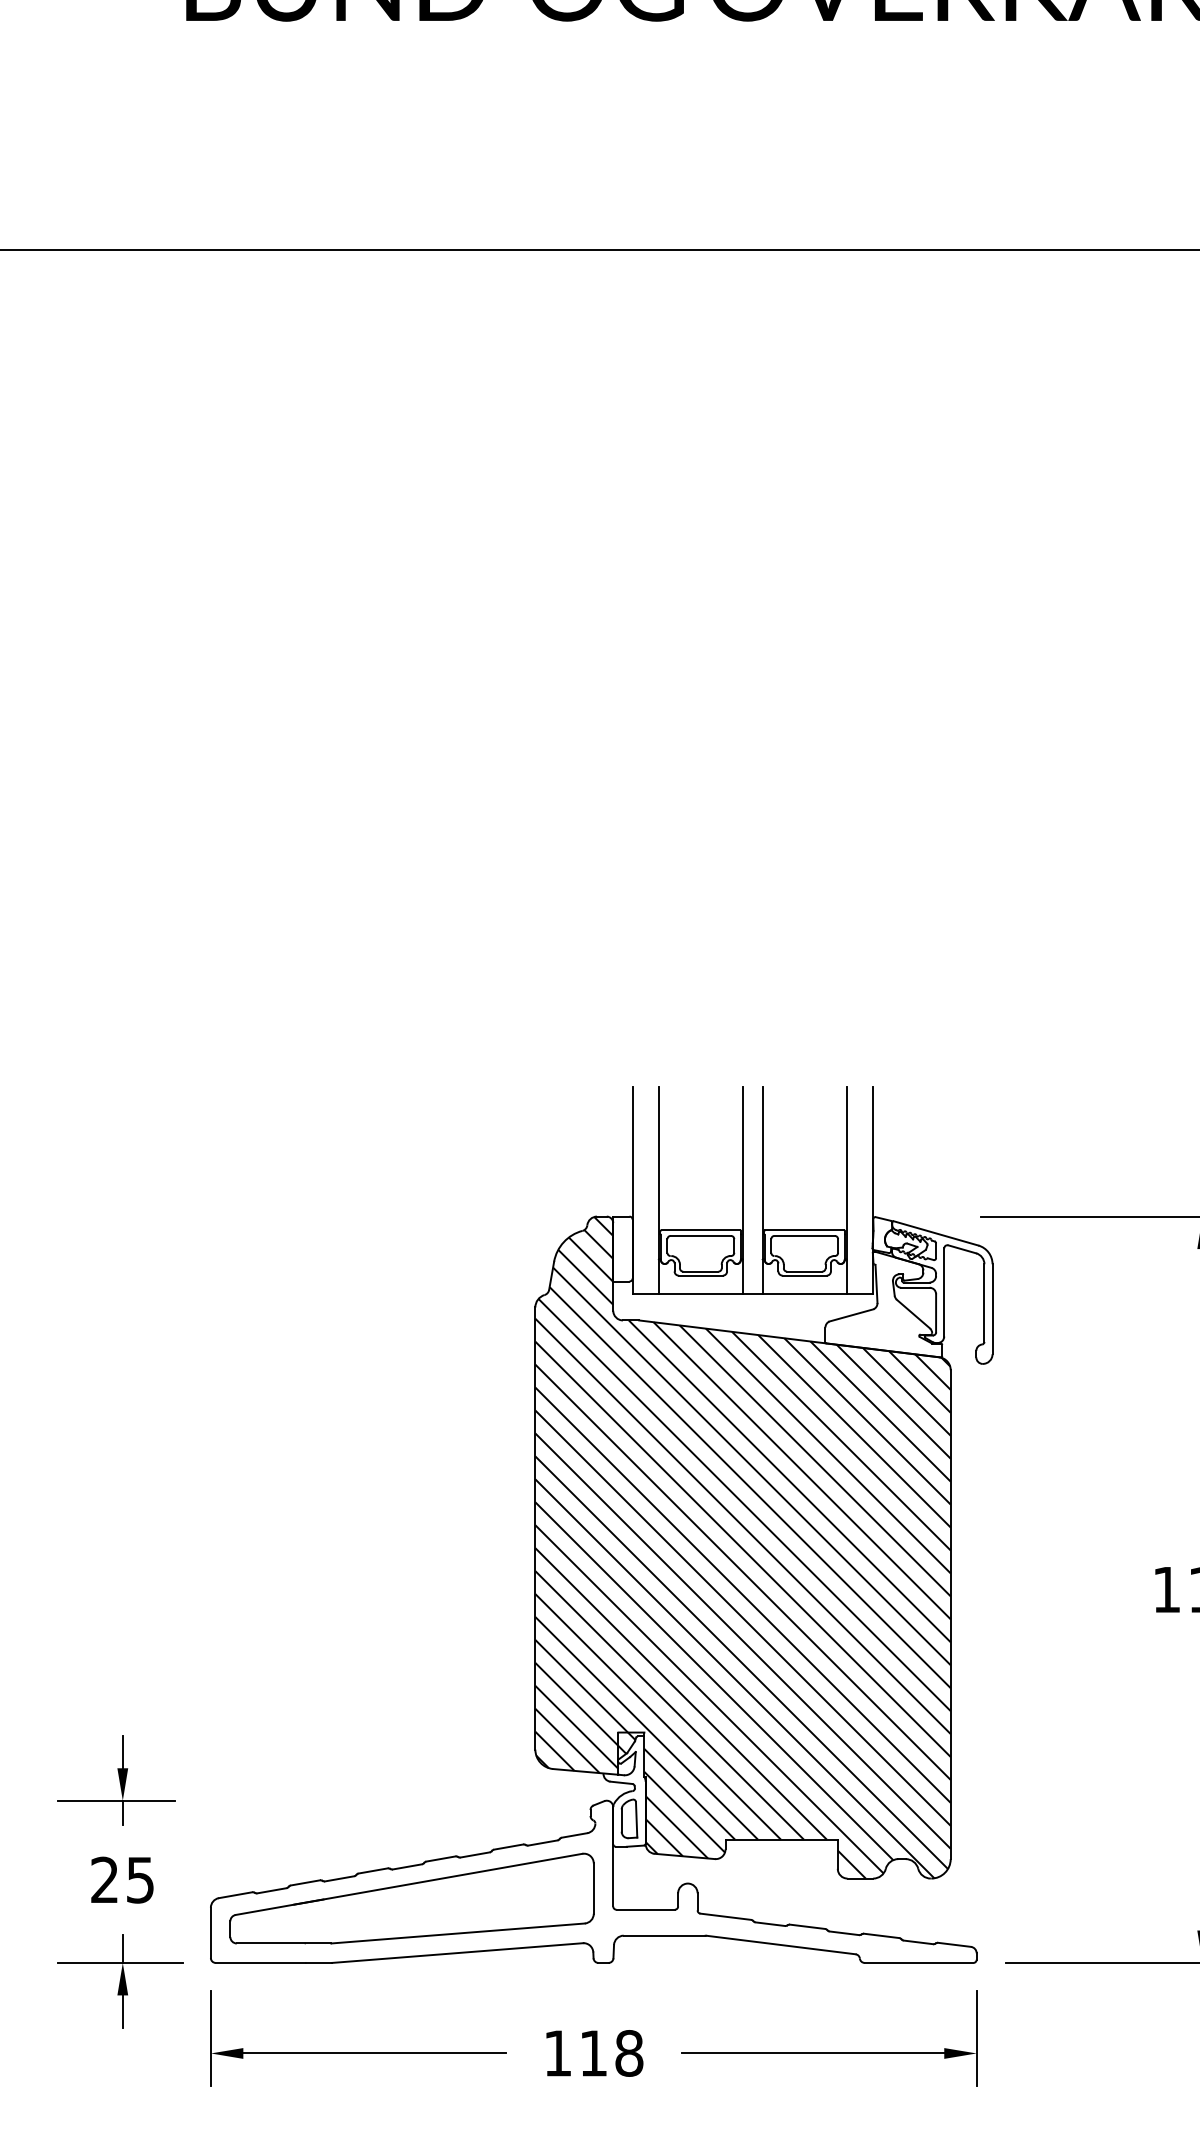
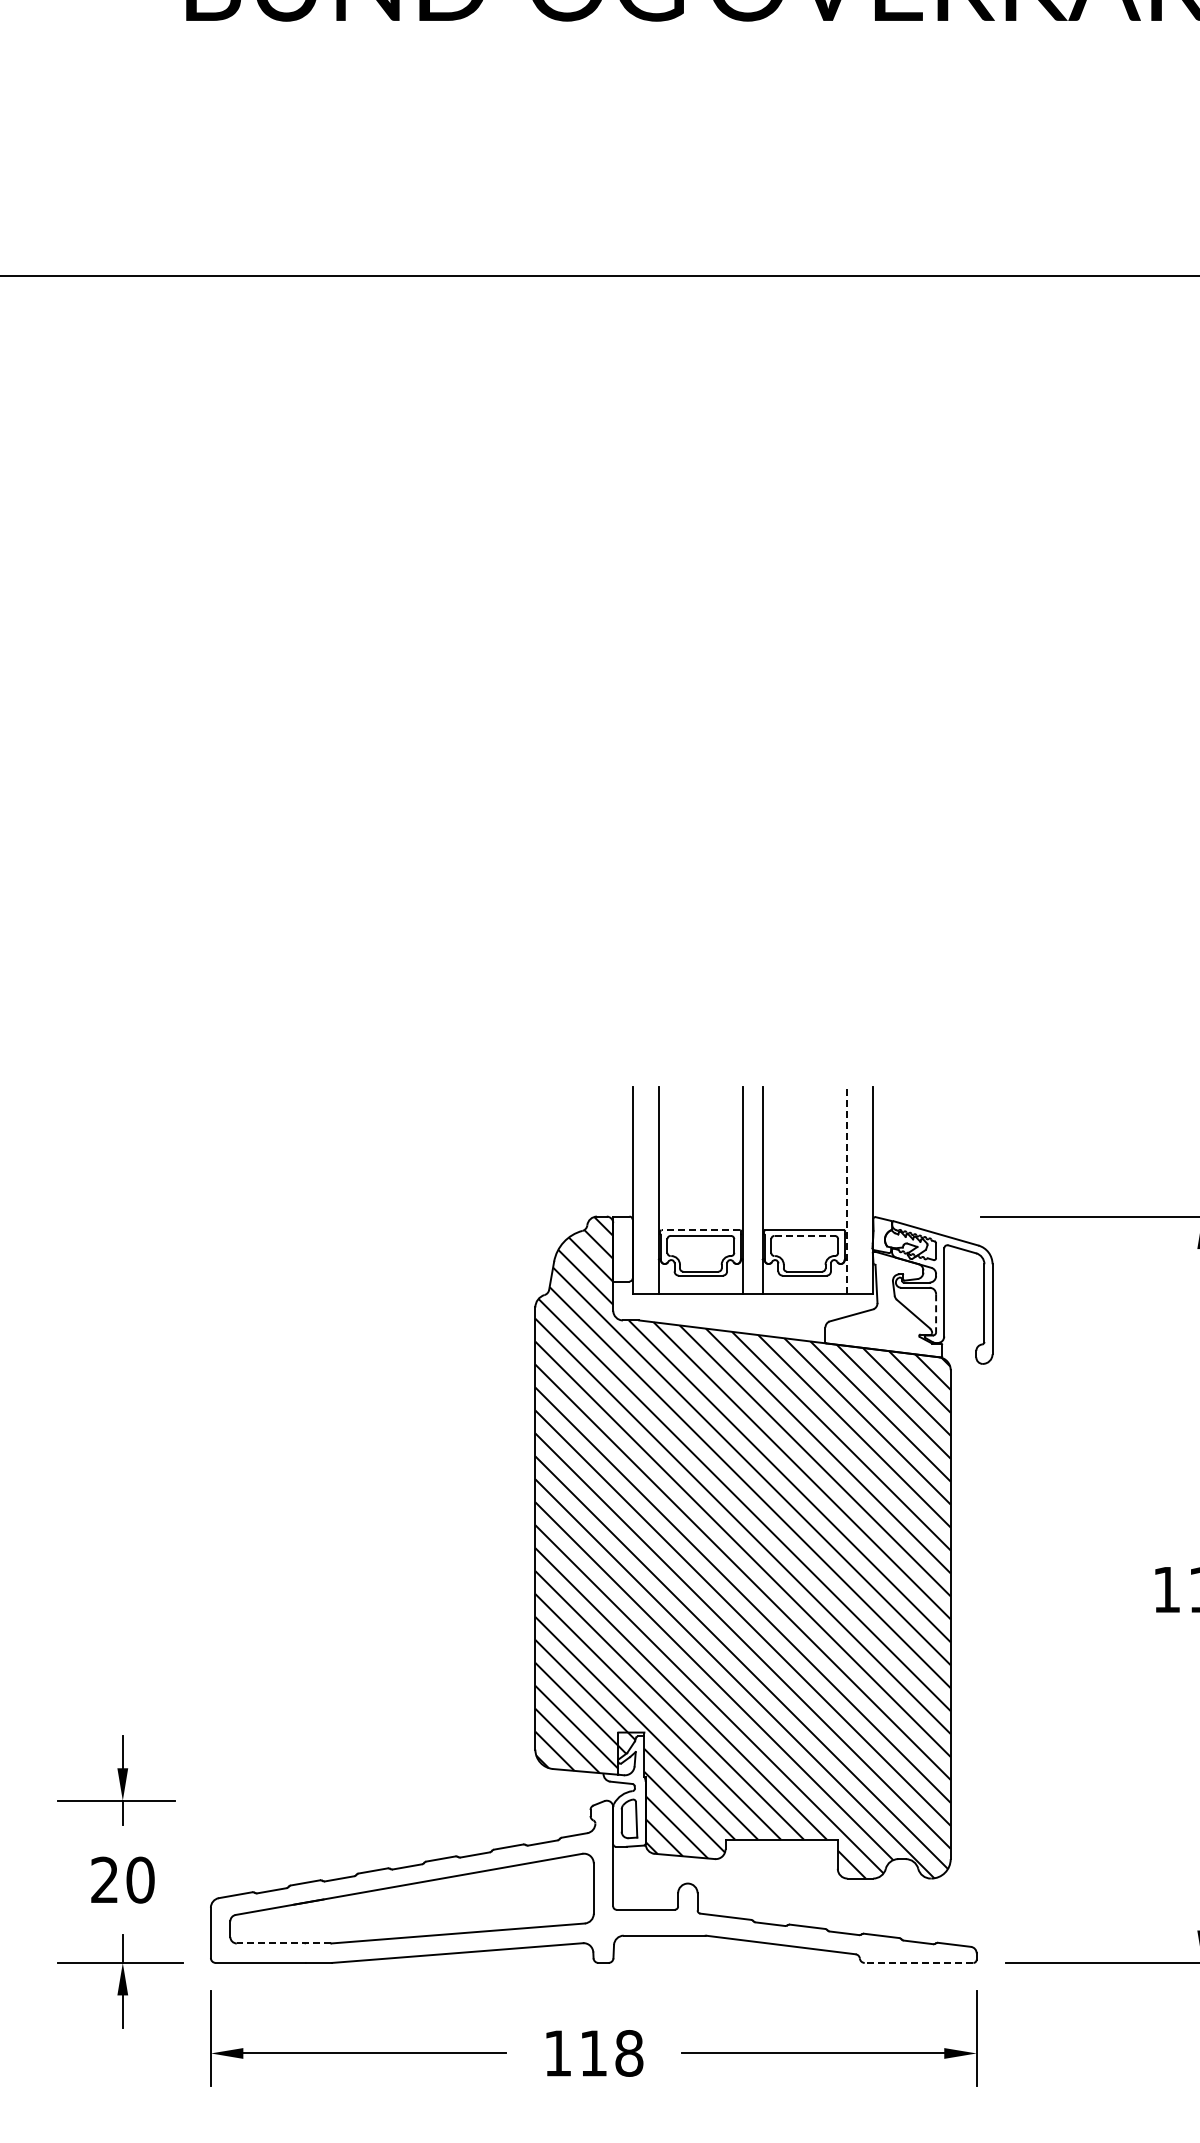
line position: (599, 249) -> (599, 275) (599, 275)
line: solid -> dashed (846, 1190)
line: solid -> dashed (700, 1230)
line: solid -> dashed (805, 1235)
line: solid -> dashed (936, 1313)
text: 25 -> 20 (140, 1879)
line: solid -> dashed (283, 1943)
line: solid -> dashed (918, 1962)
